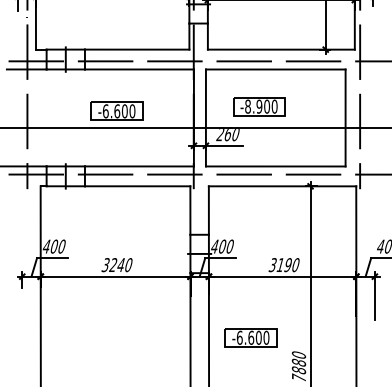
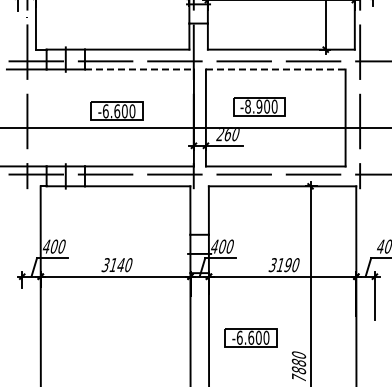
line: solid -> dashed (139, 69)
line: solid -> dashed (275, 69)
text: 3240 -> 3140 (113, 264)
